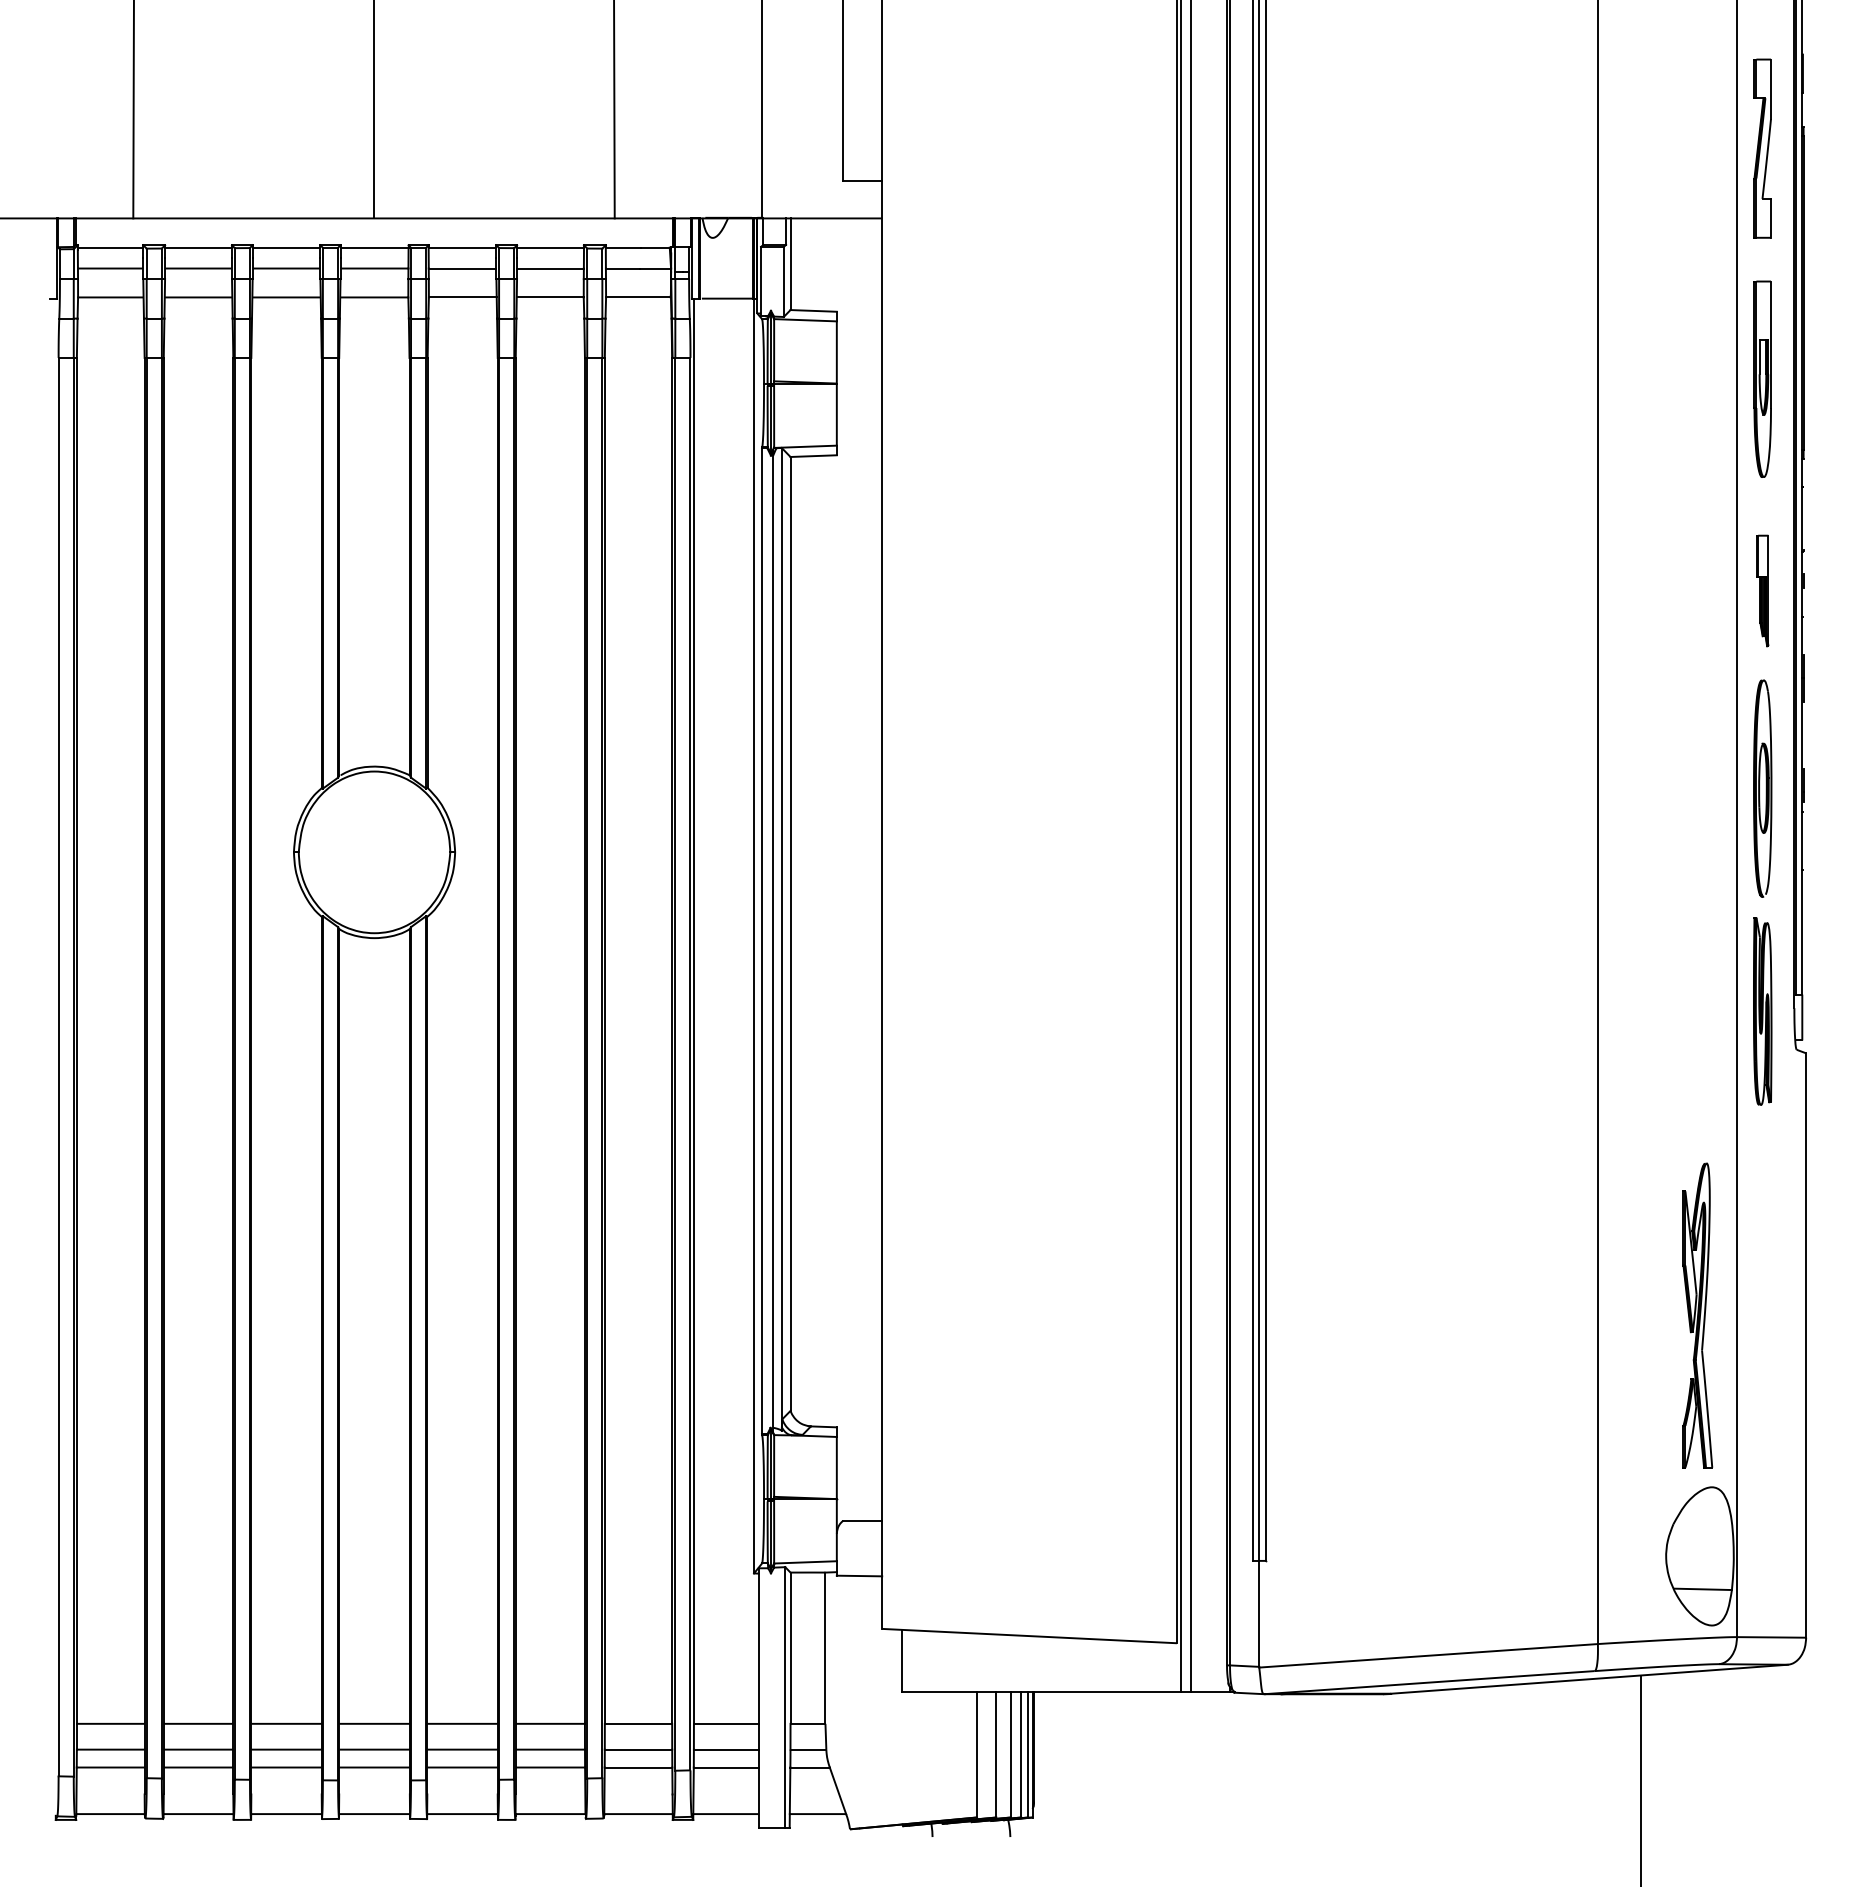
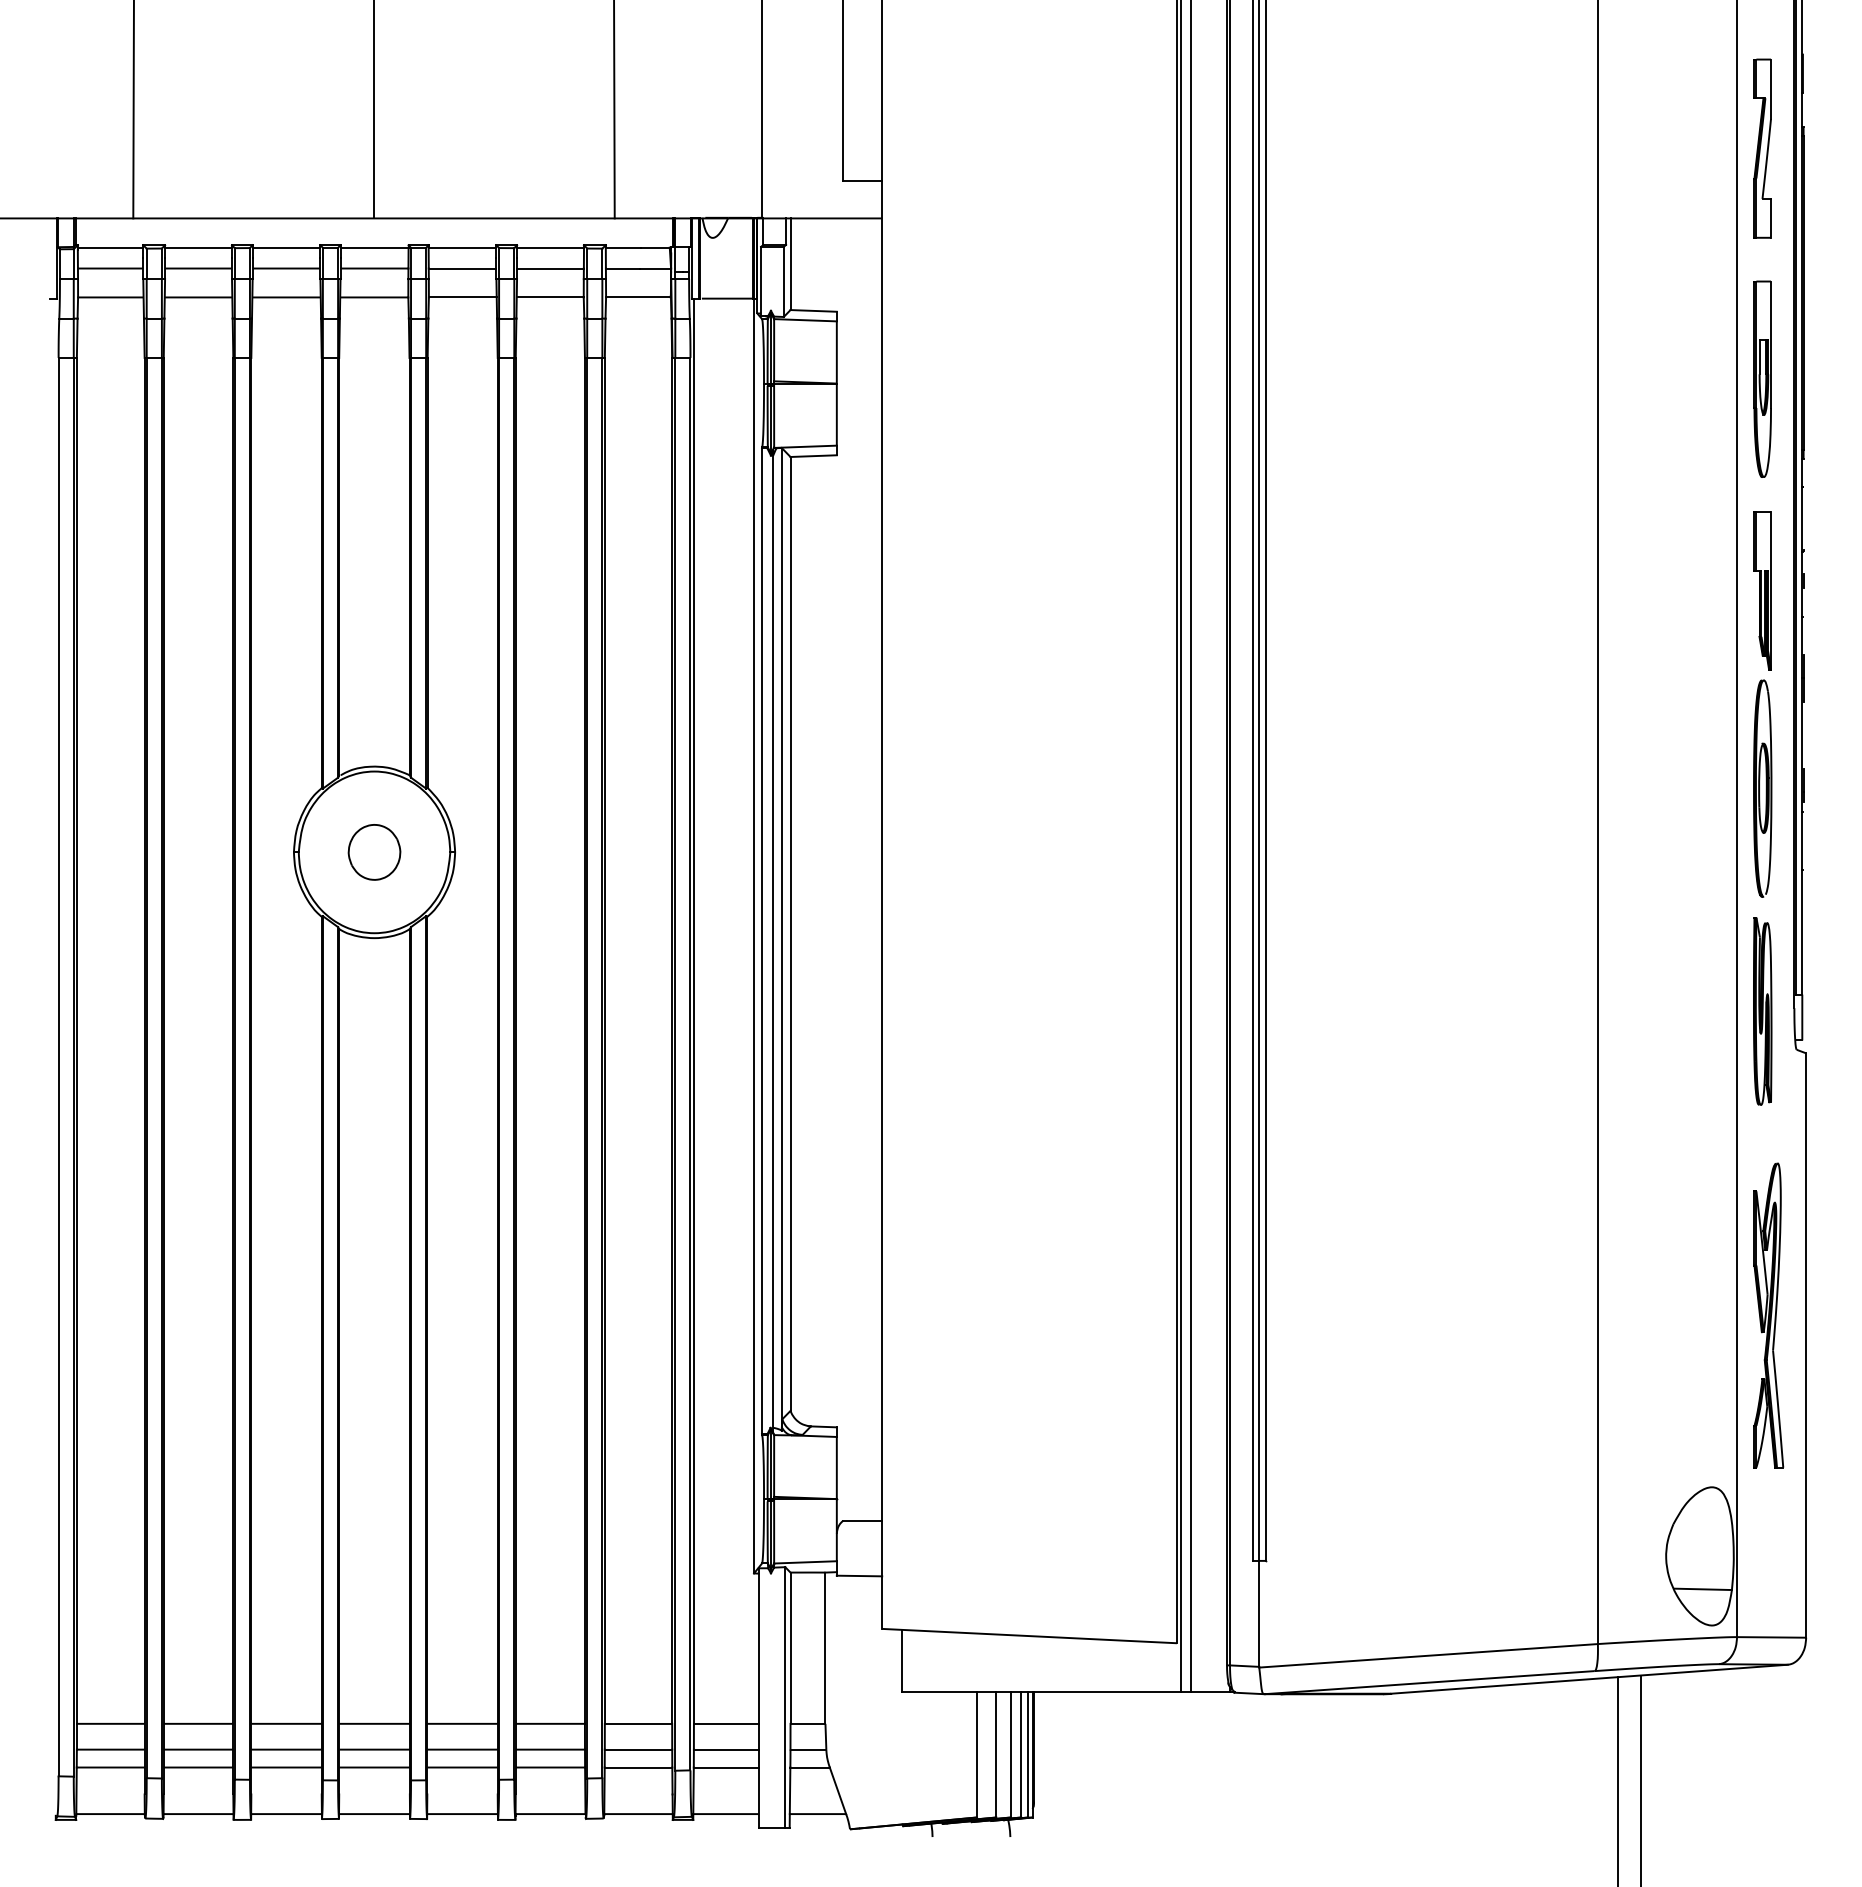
part size: 14x114 px -> 19x160 px (1762, 590)
part: none -> present (374, 852)
part position: (1697, 1315) -> (1768, 1315) (1768, 1315)
line: none -> present (1617, 1780)
